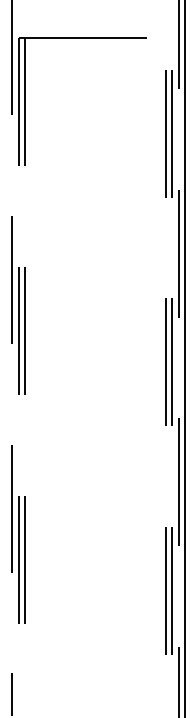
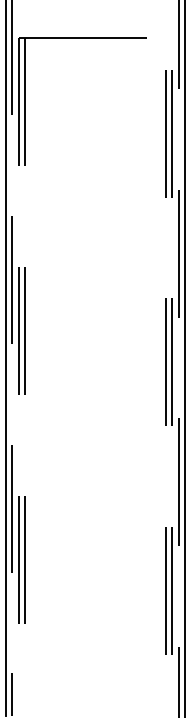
line: none -> present (5, 358)
